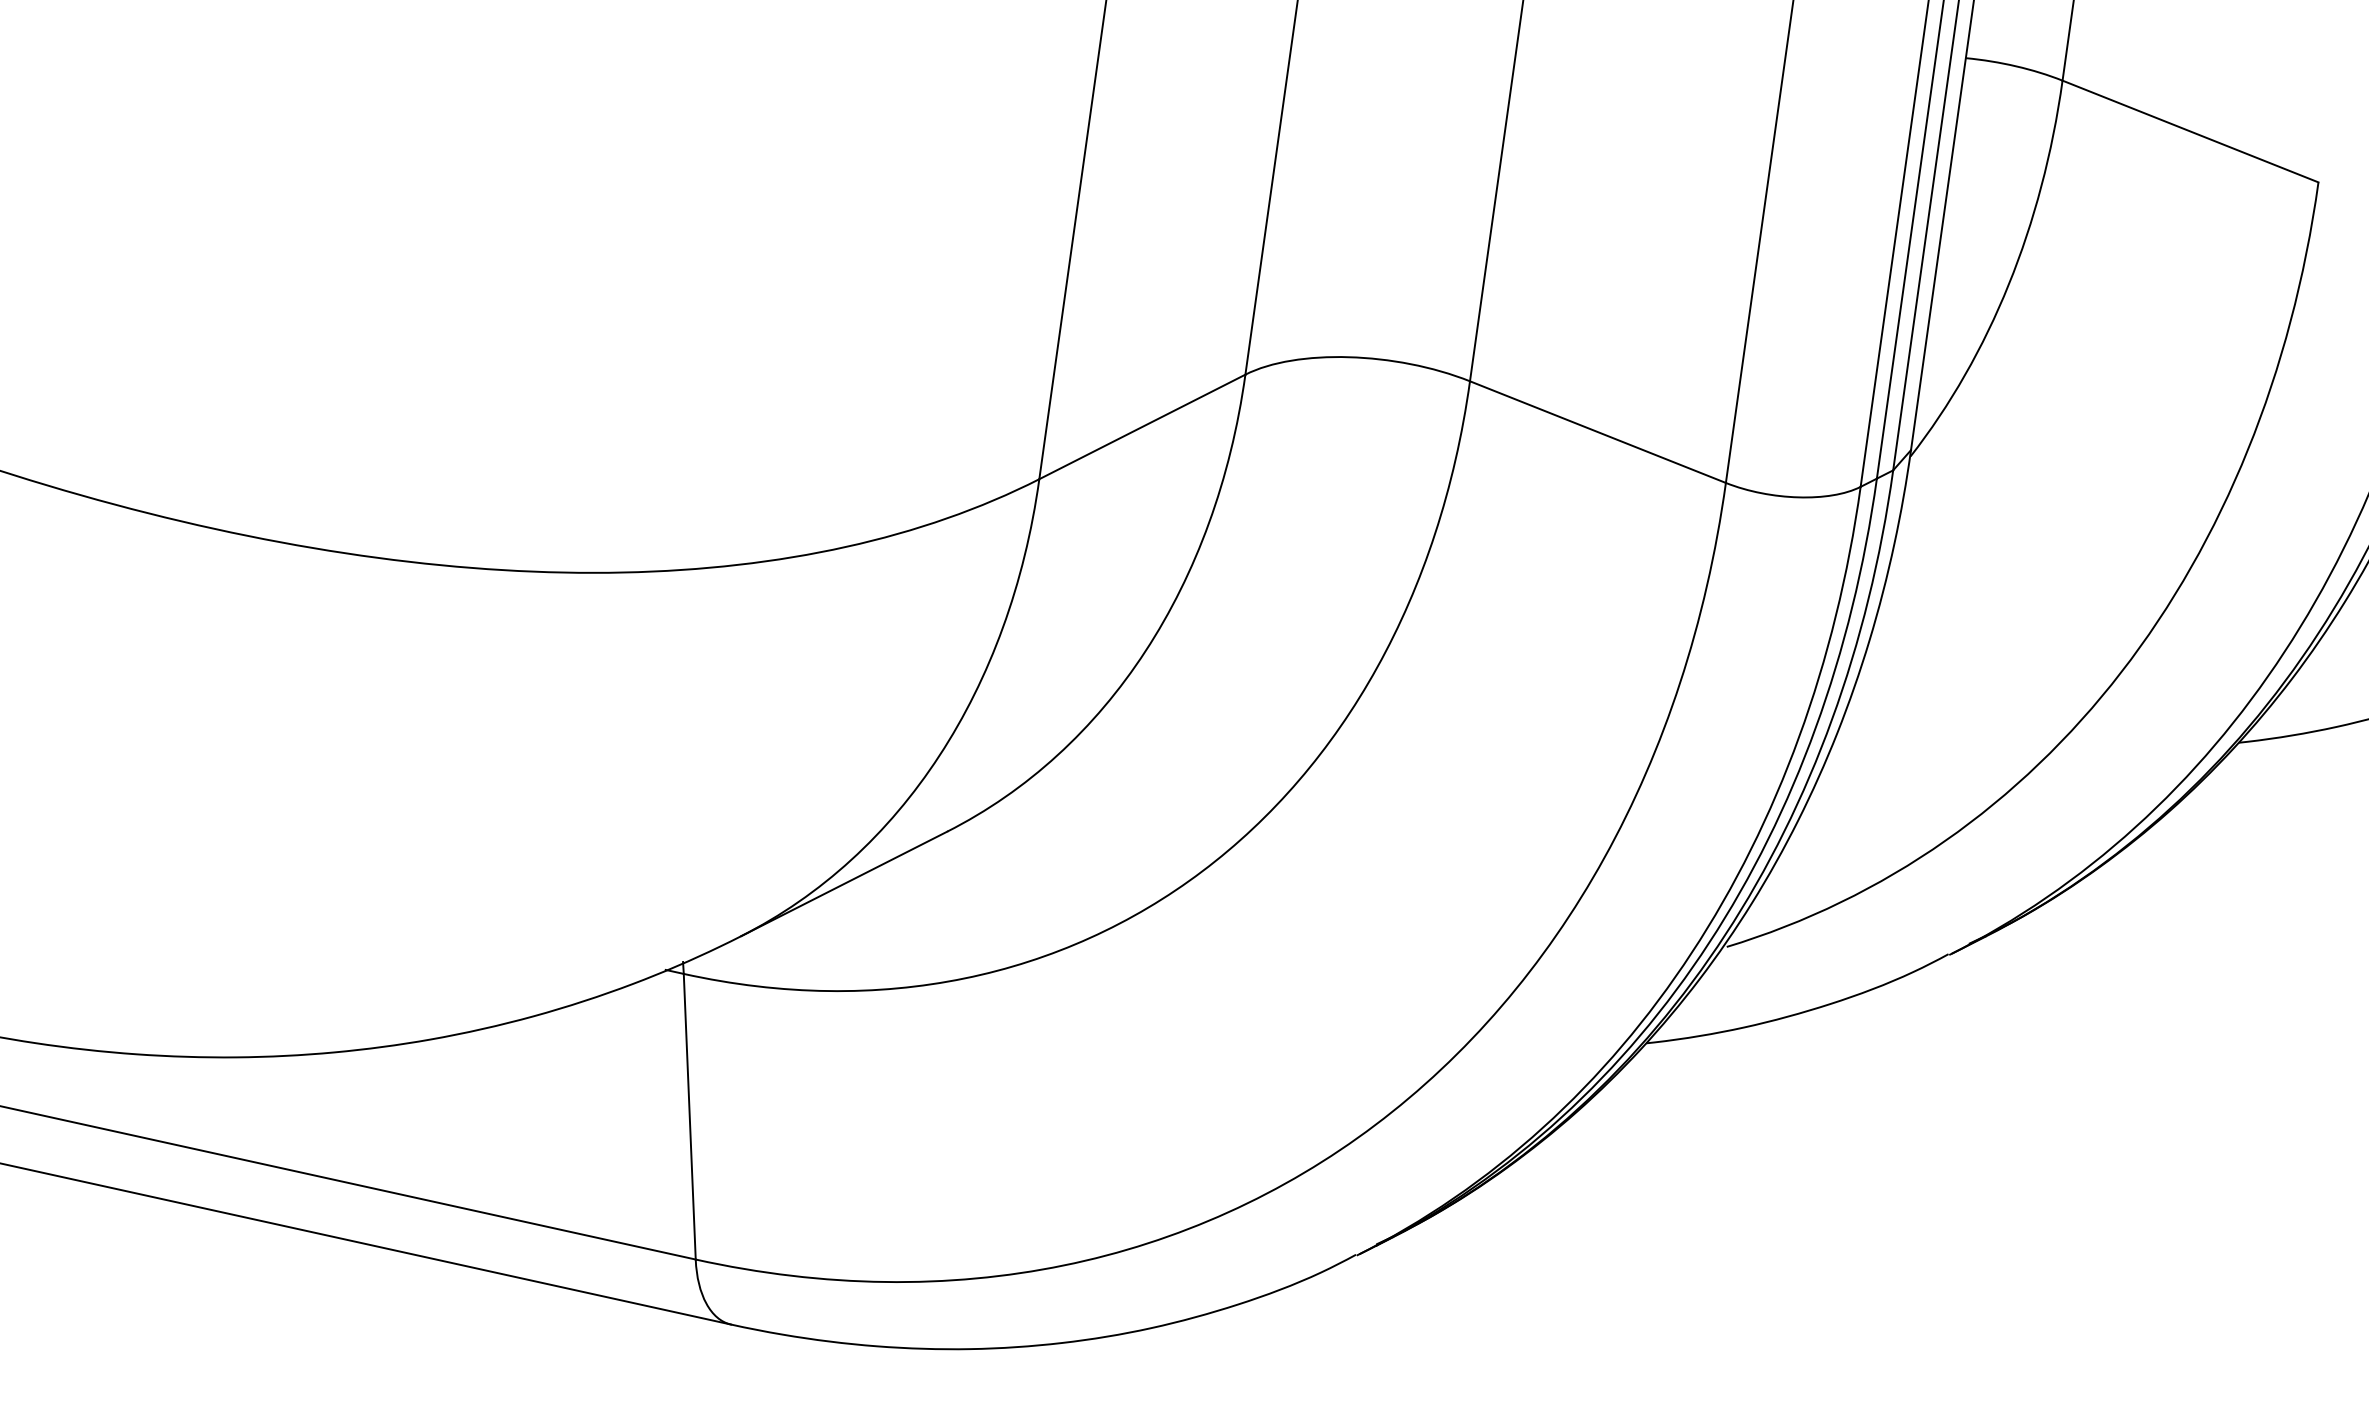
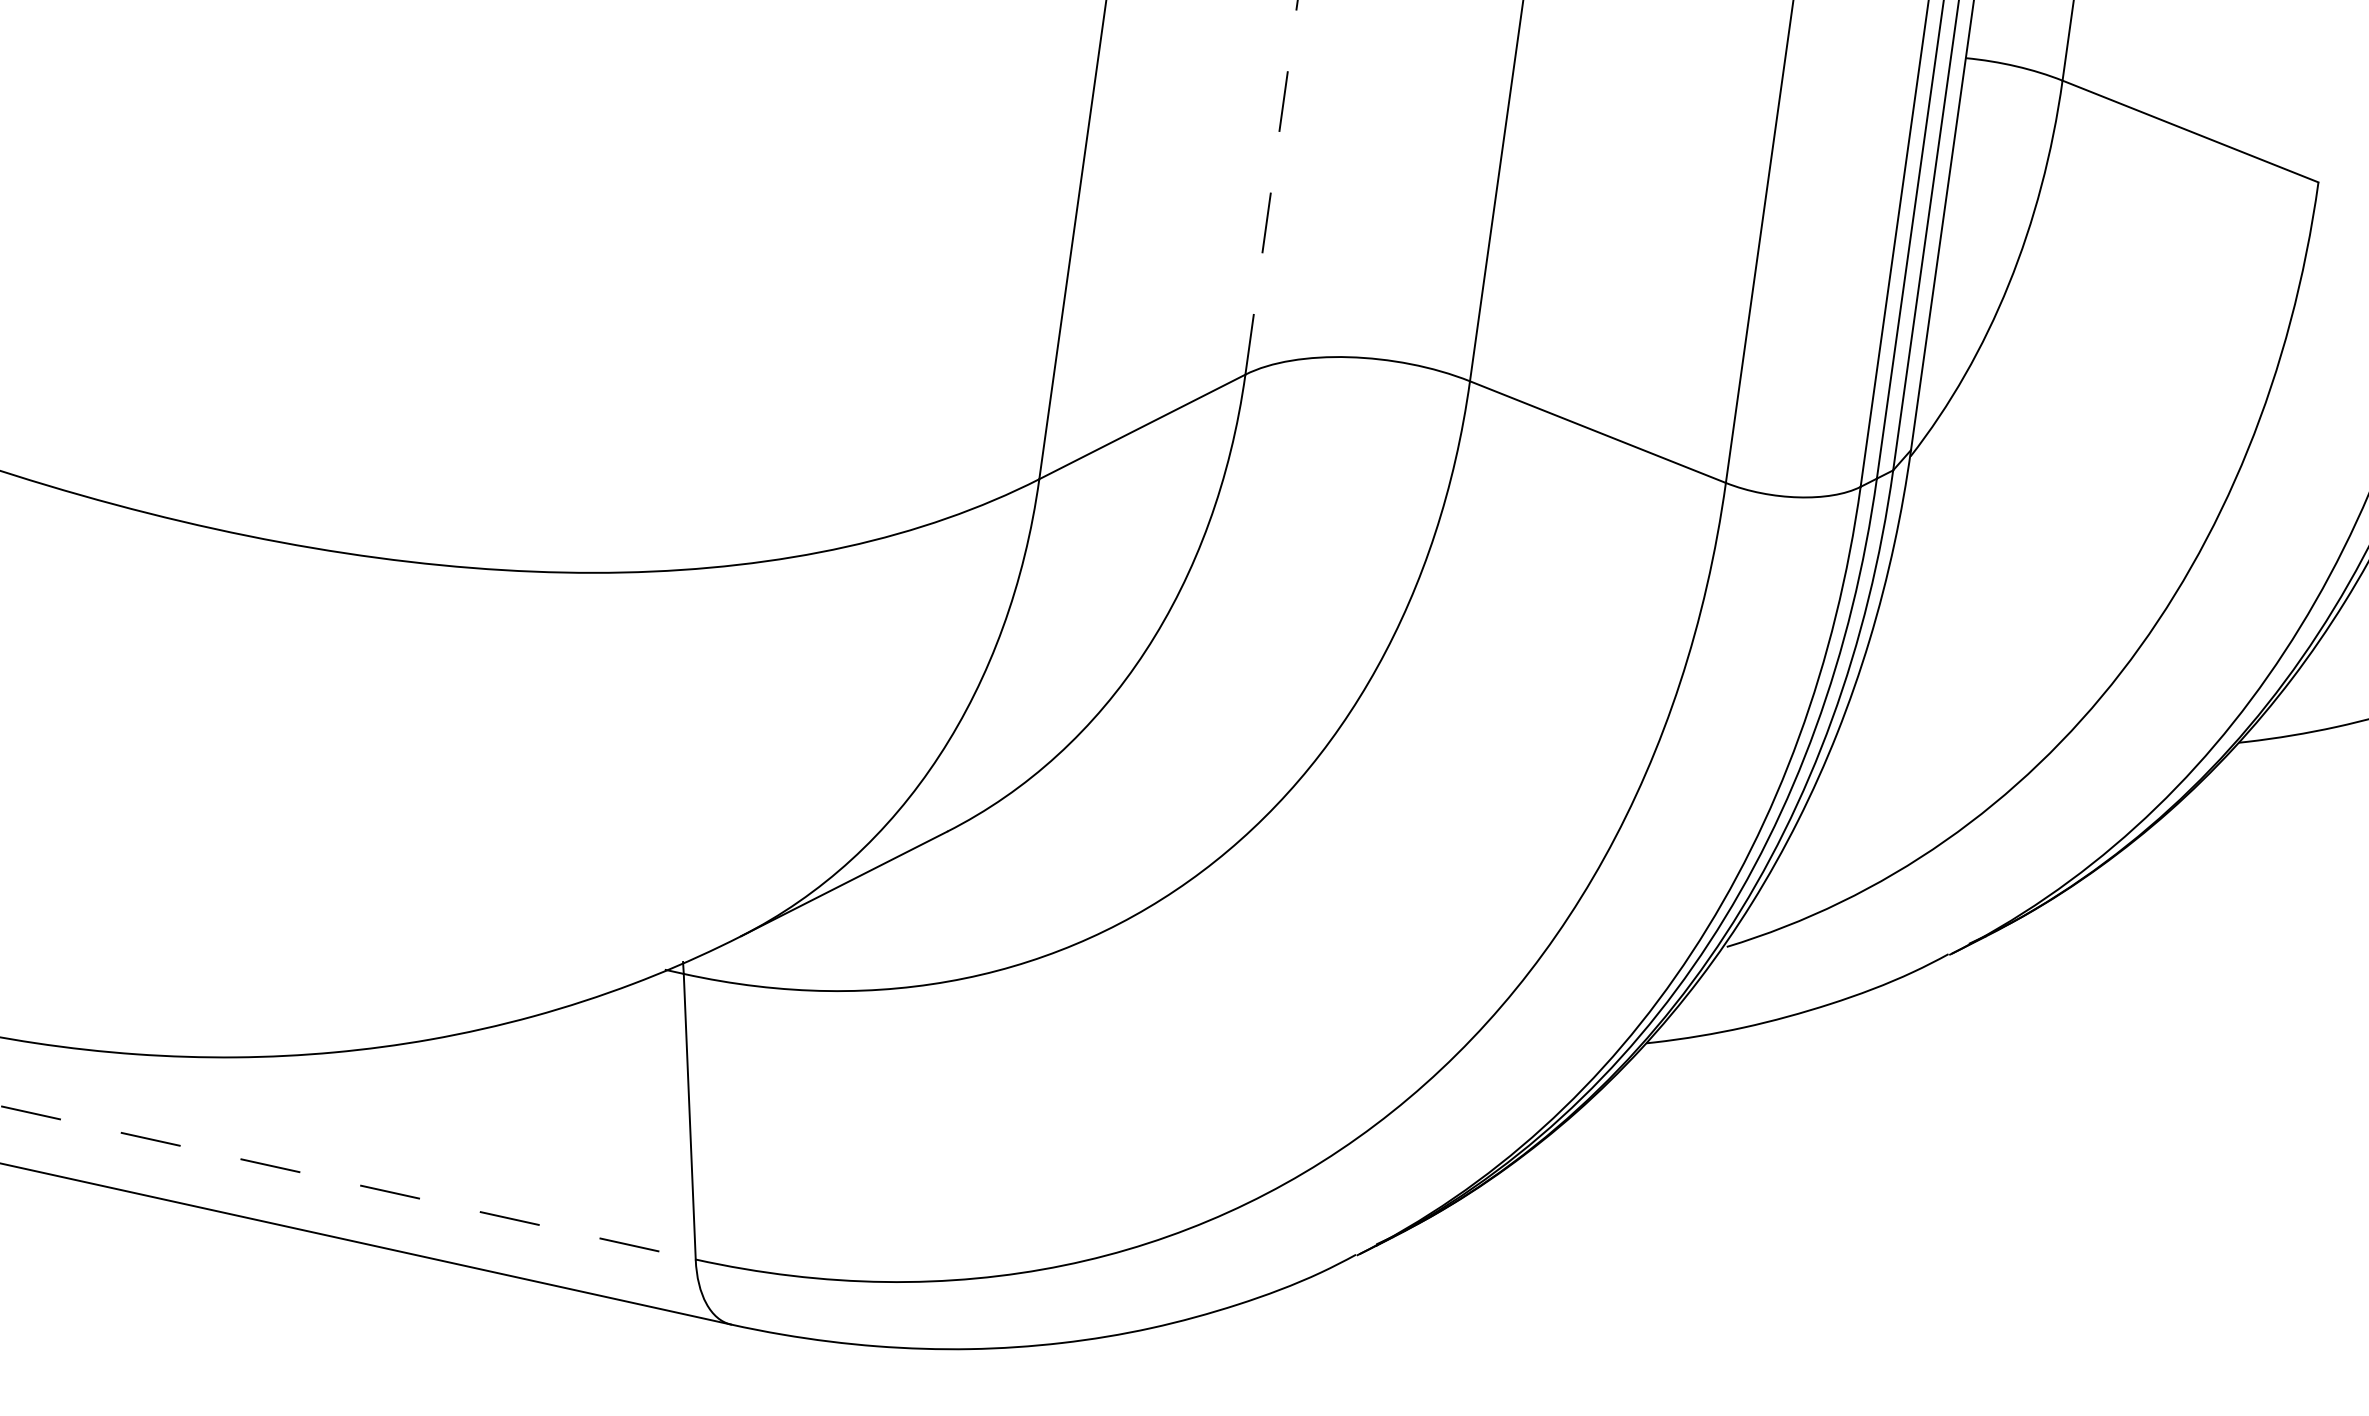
line: solid -> dashed (1271, 187)
line: solid -> dashed (348, 1182)
